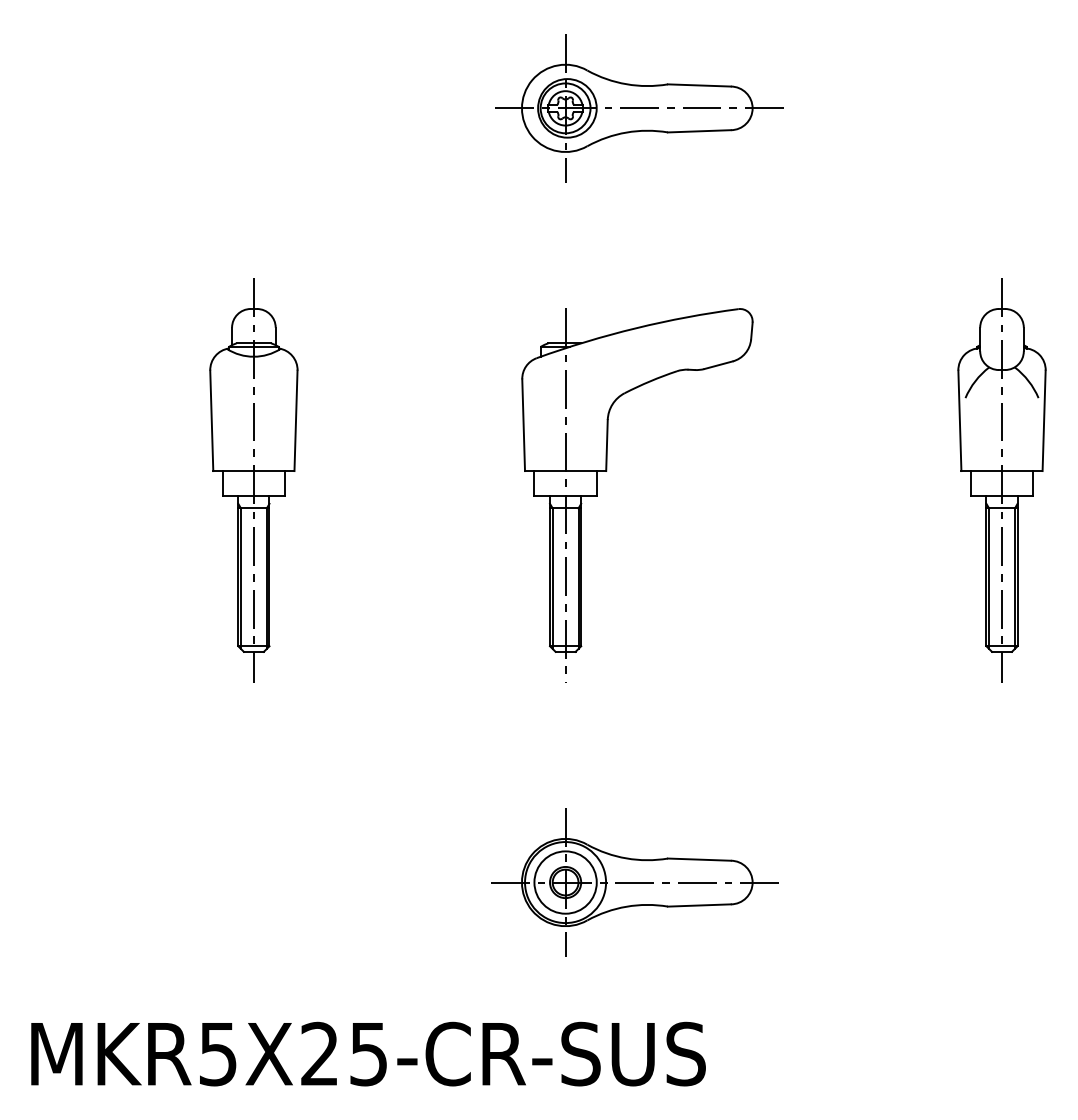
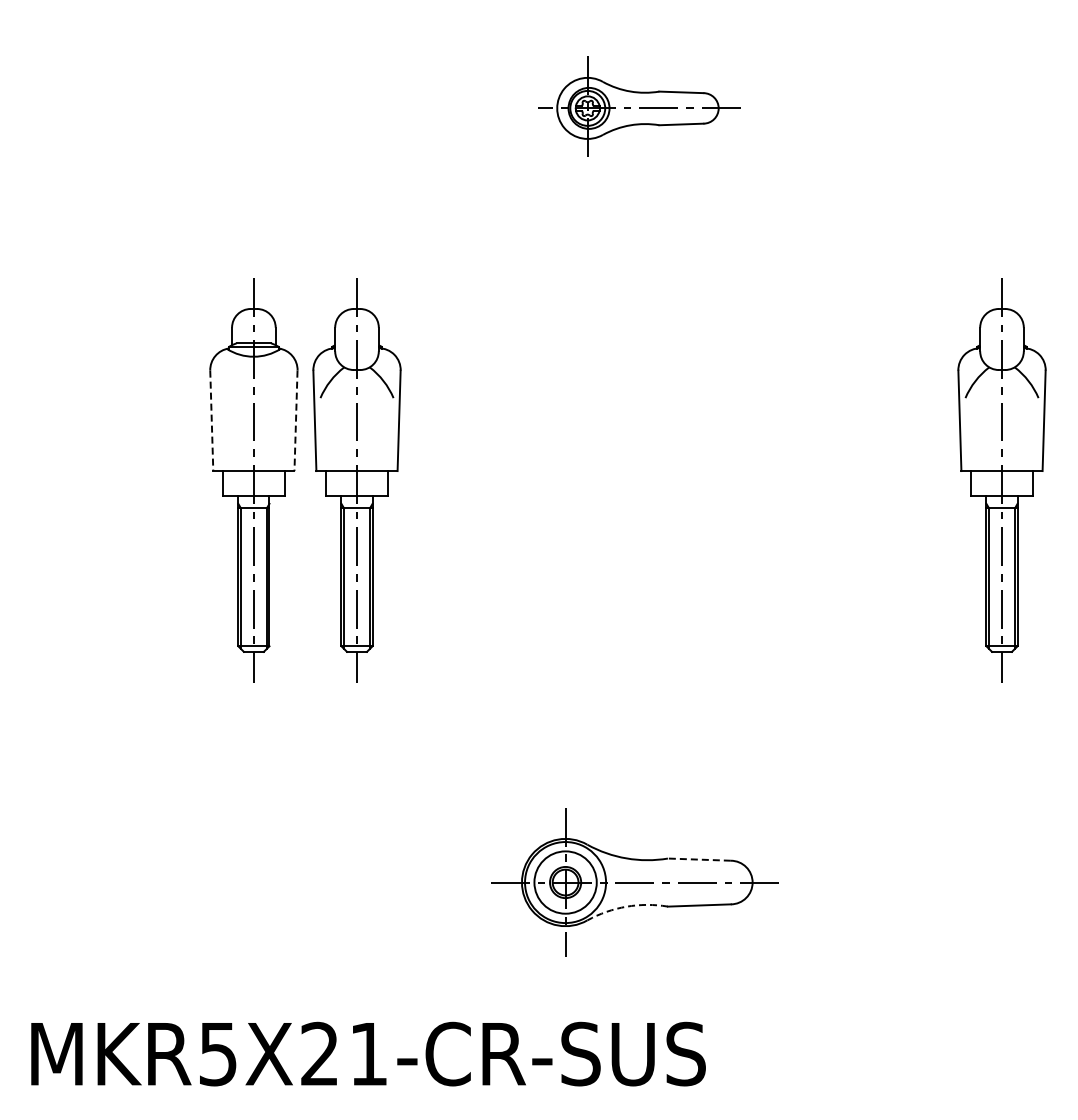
part size: 289x149 px -> 203x101 px (639, 106)
line: solid -> dashed (211, 421)
line: solid -> dashed (295, 421)
part: present -> none (607, 471)
part: none -> present (356, 480)
line: solid -> dashed (698, 859)
arc: solid -> dashed (626, 906)
text: MKR5X25-CR-SUS -> MKR5X21-CR-SUS (368, 1054)
